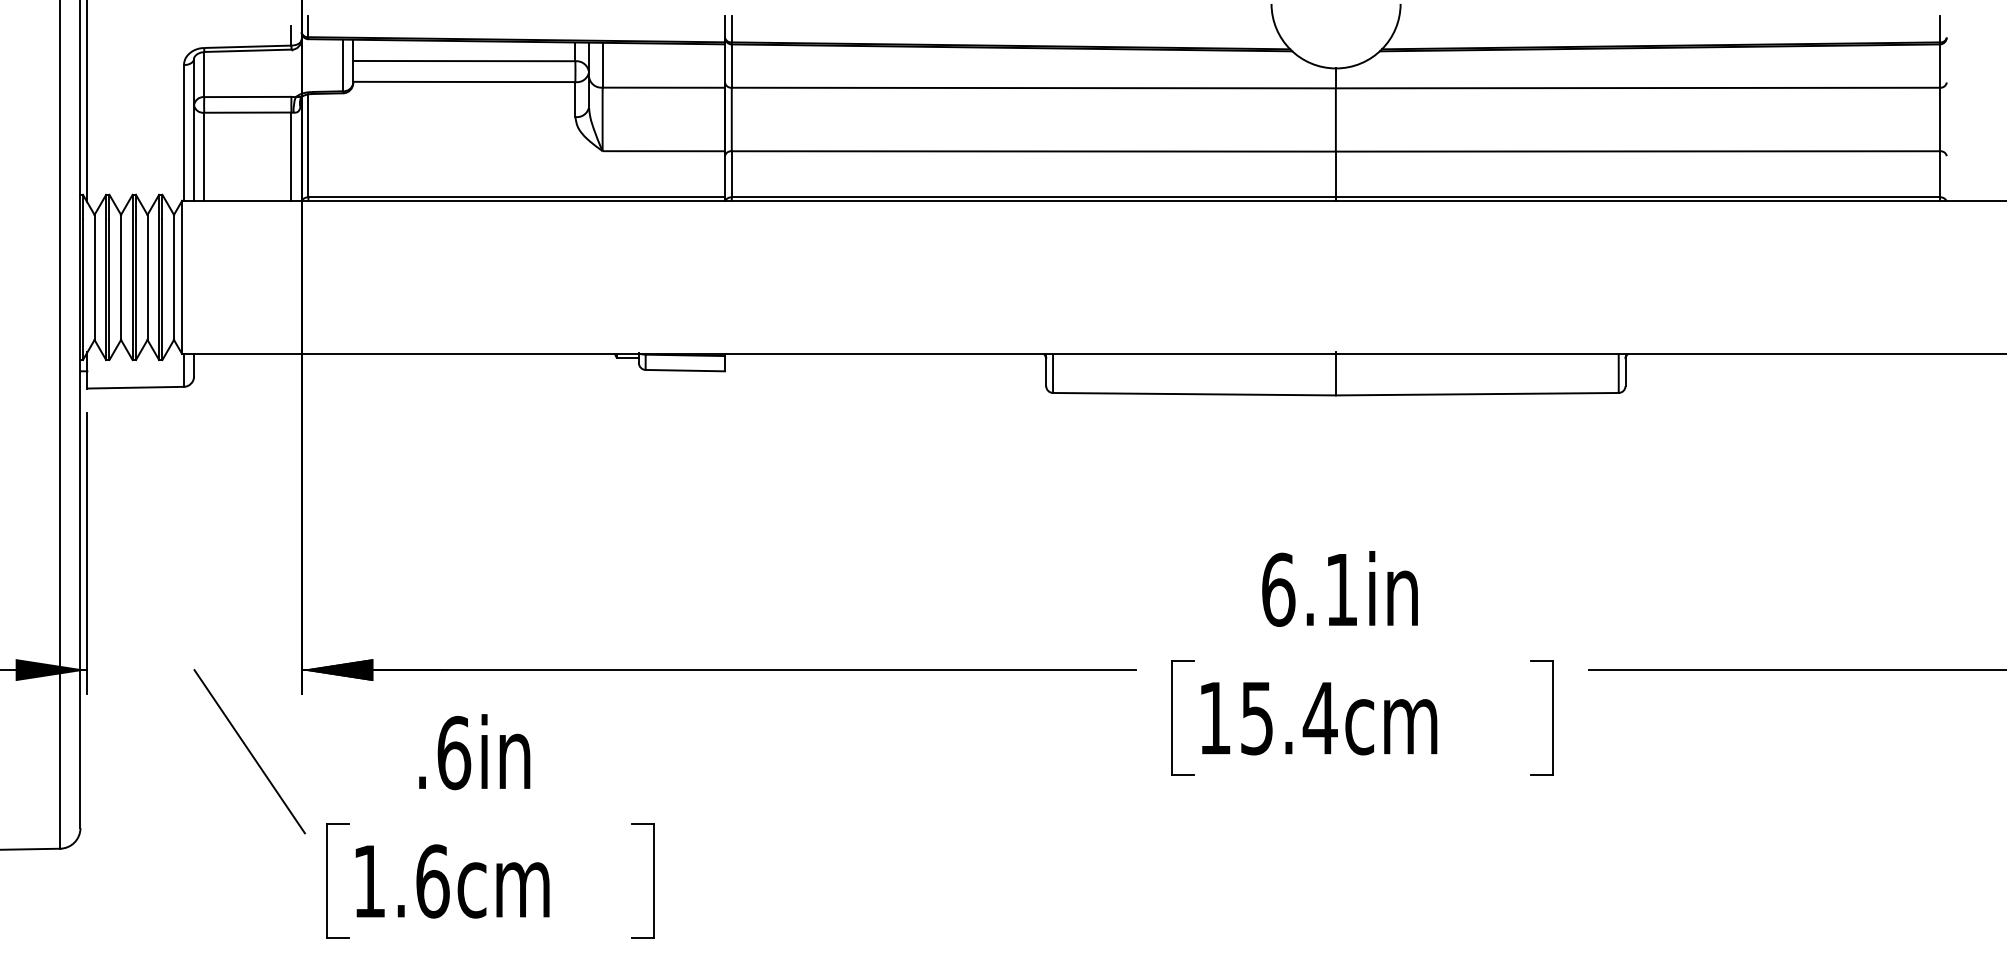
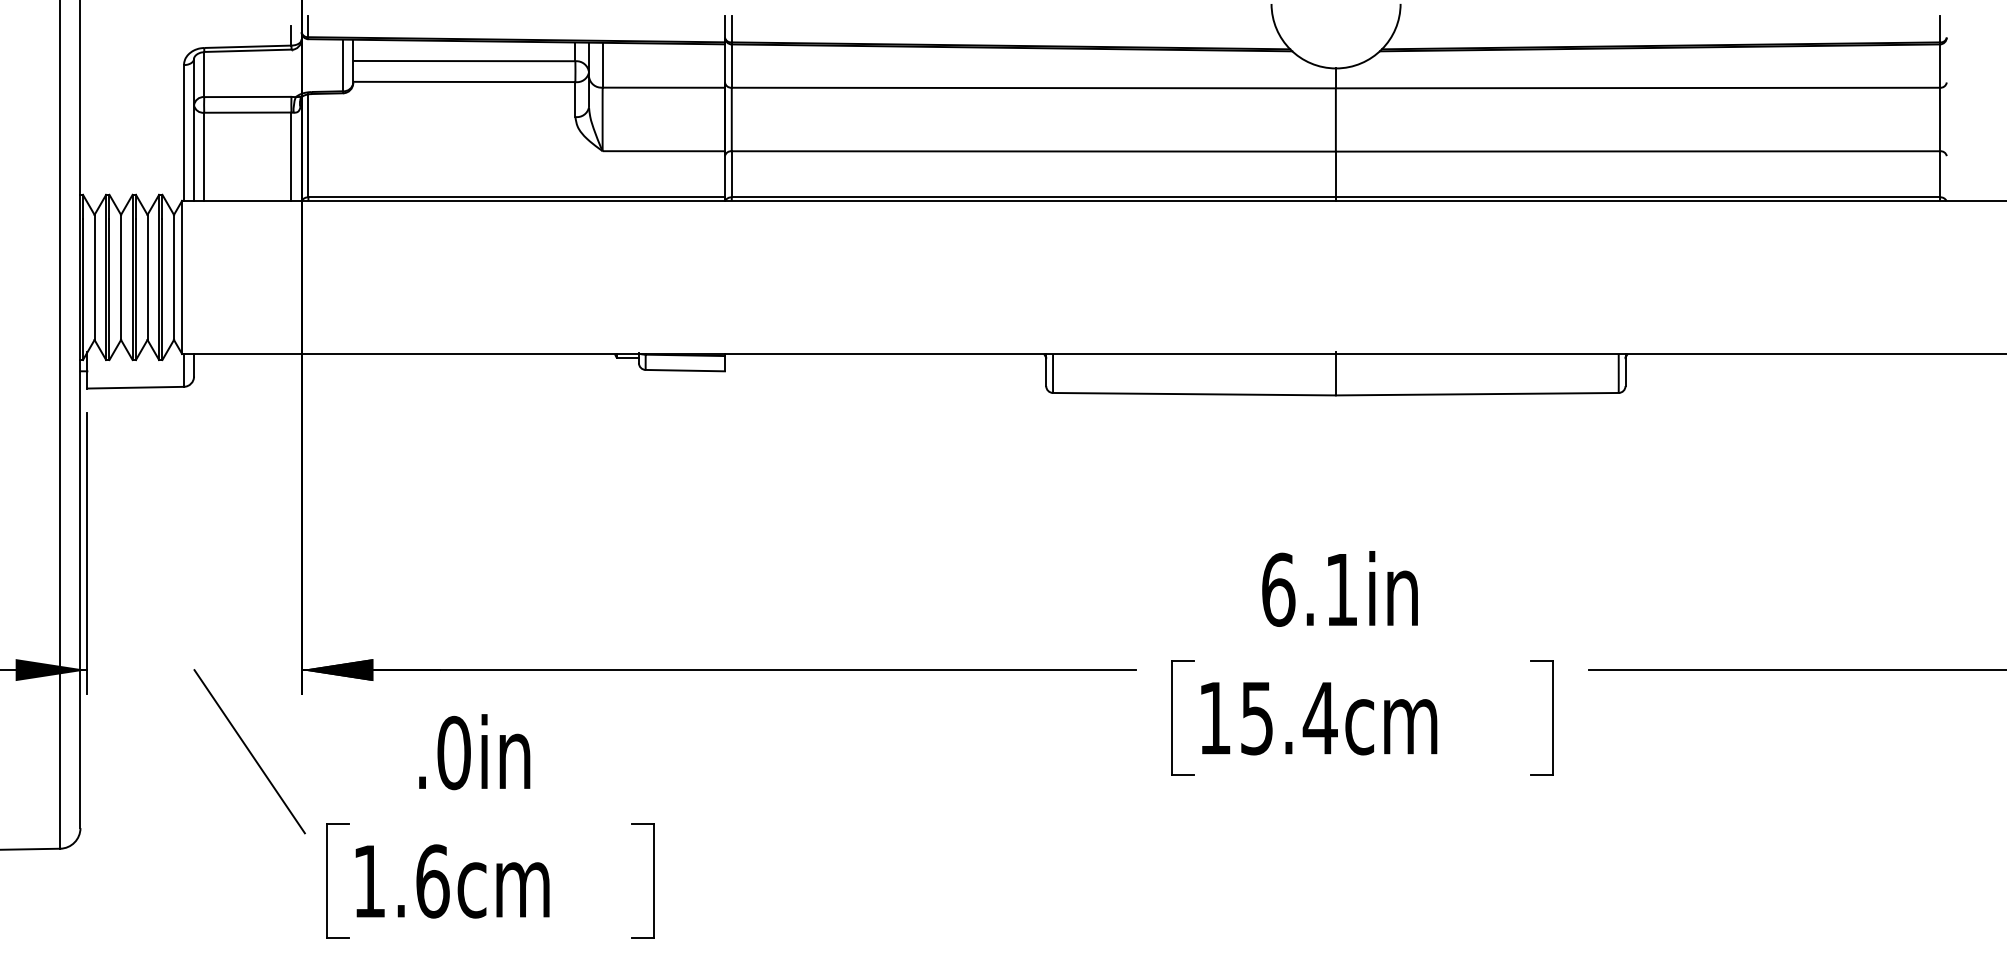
line: present -> none (87, 102)
text: .6in -> .0in (454, 752)
